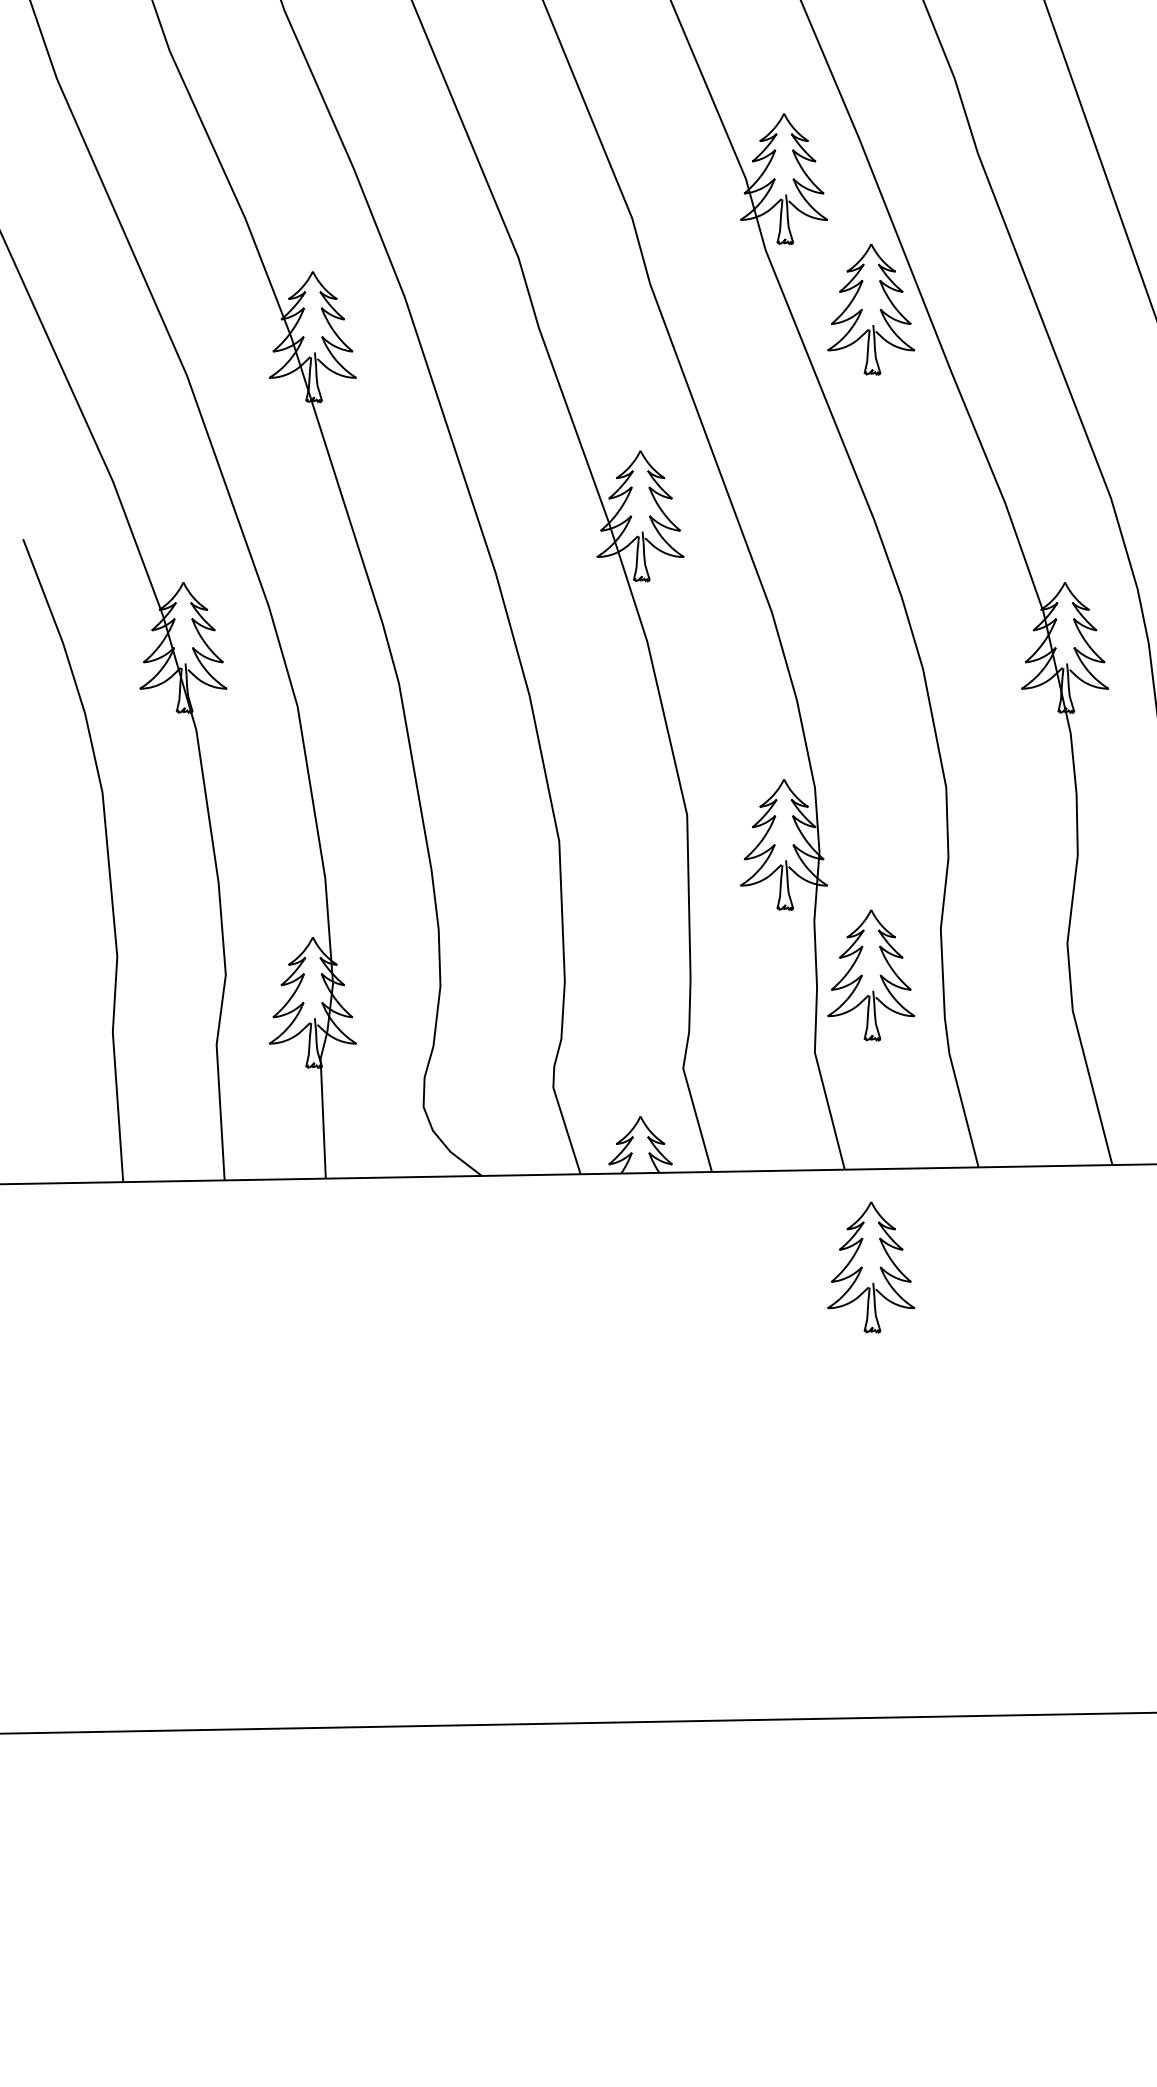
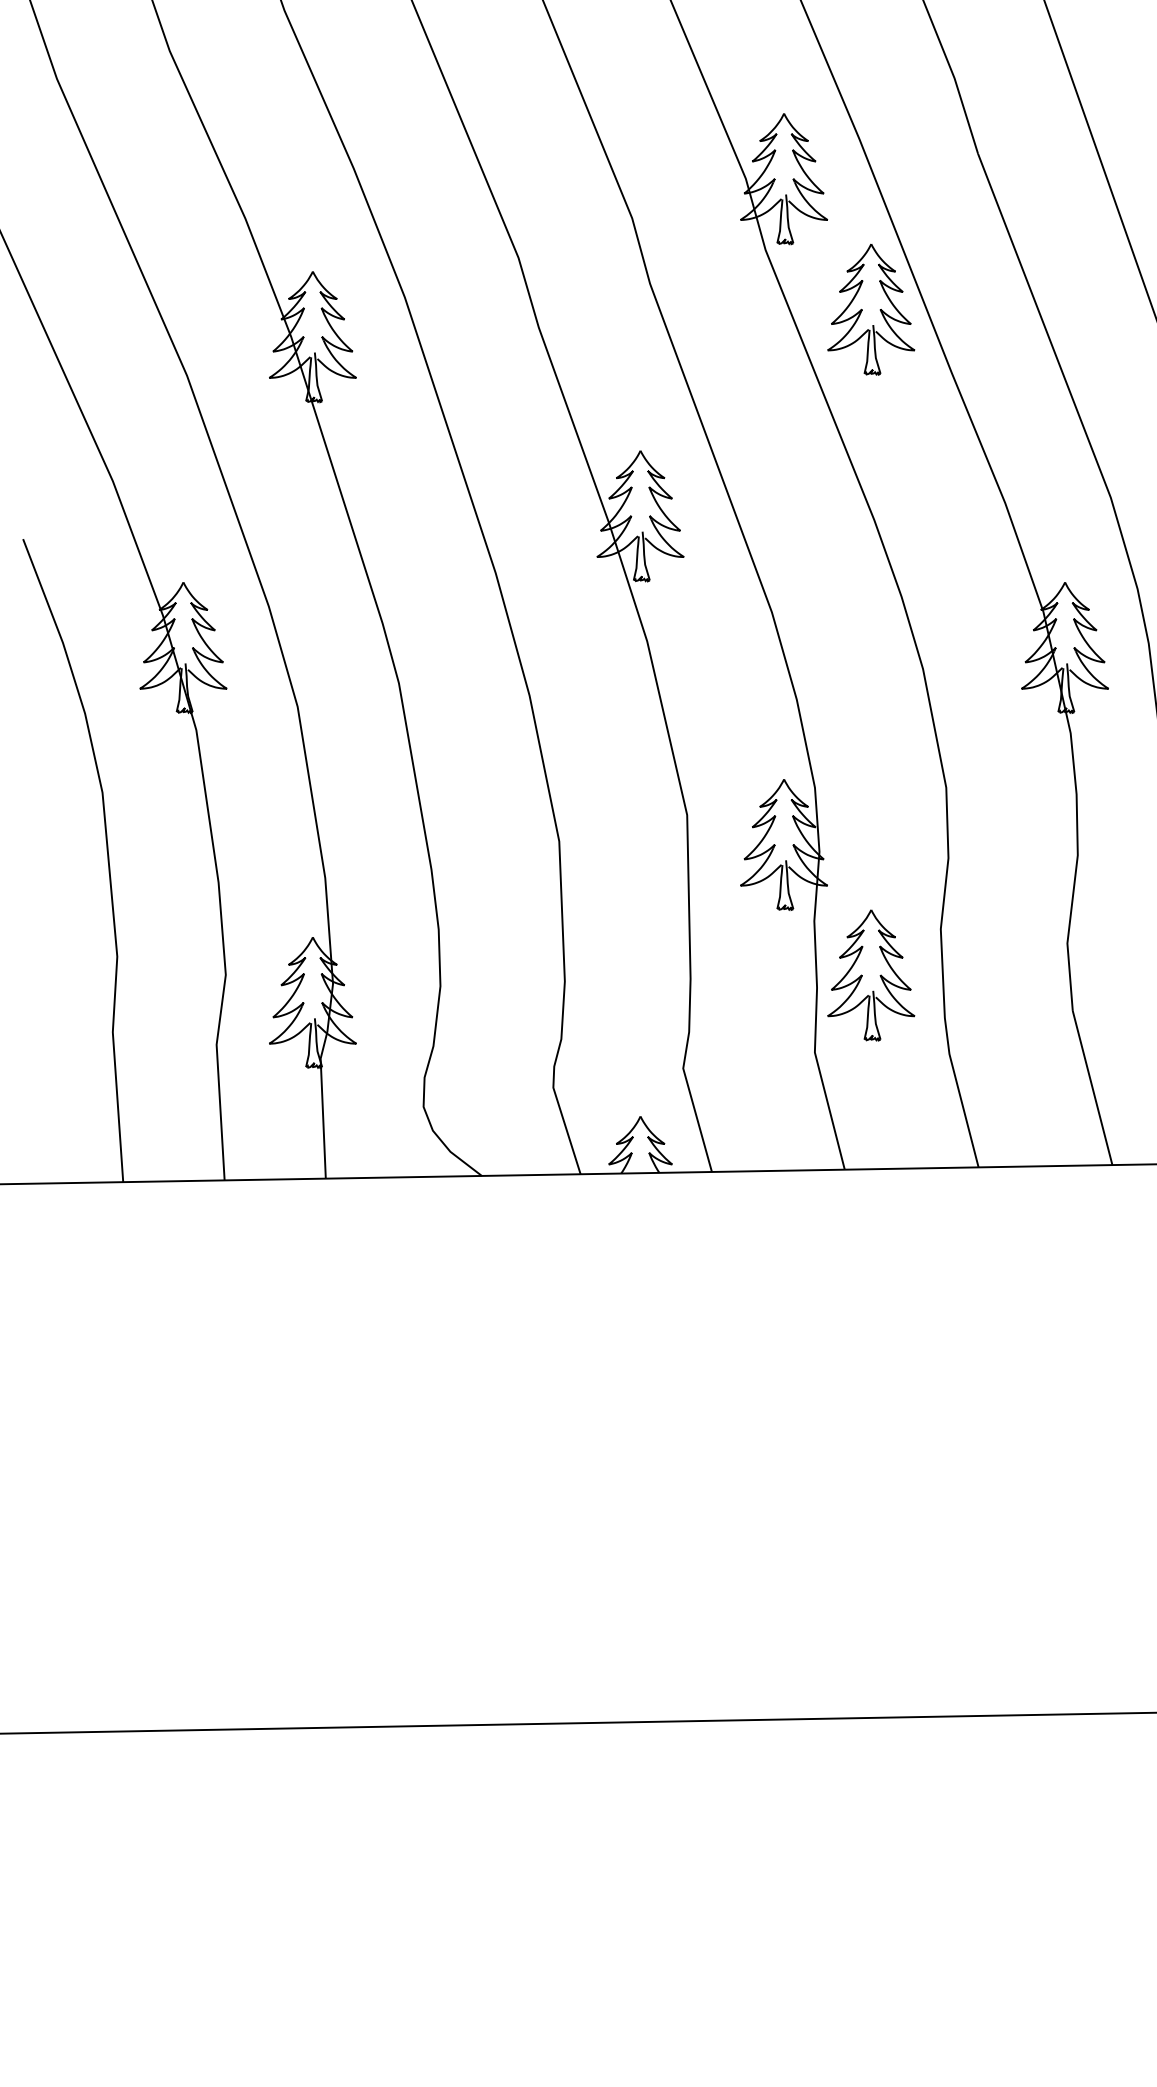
part: present -> none (871, 1267)
